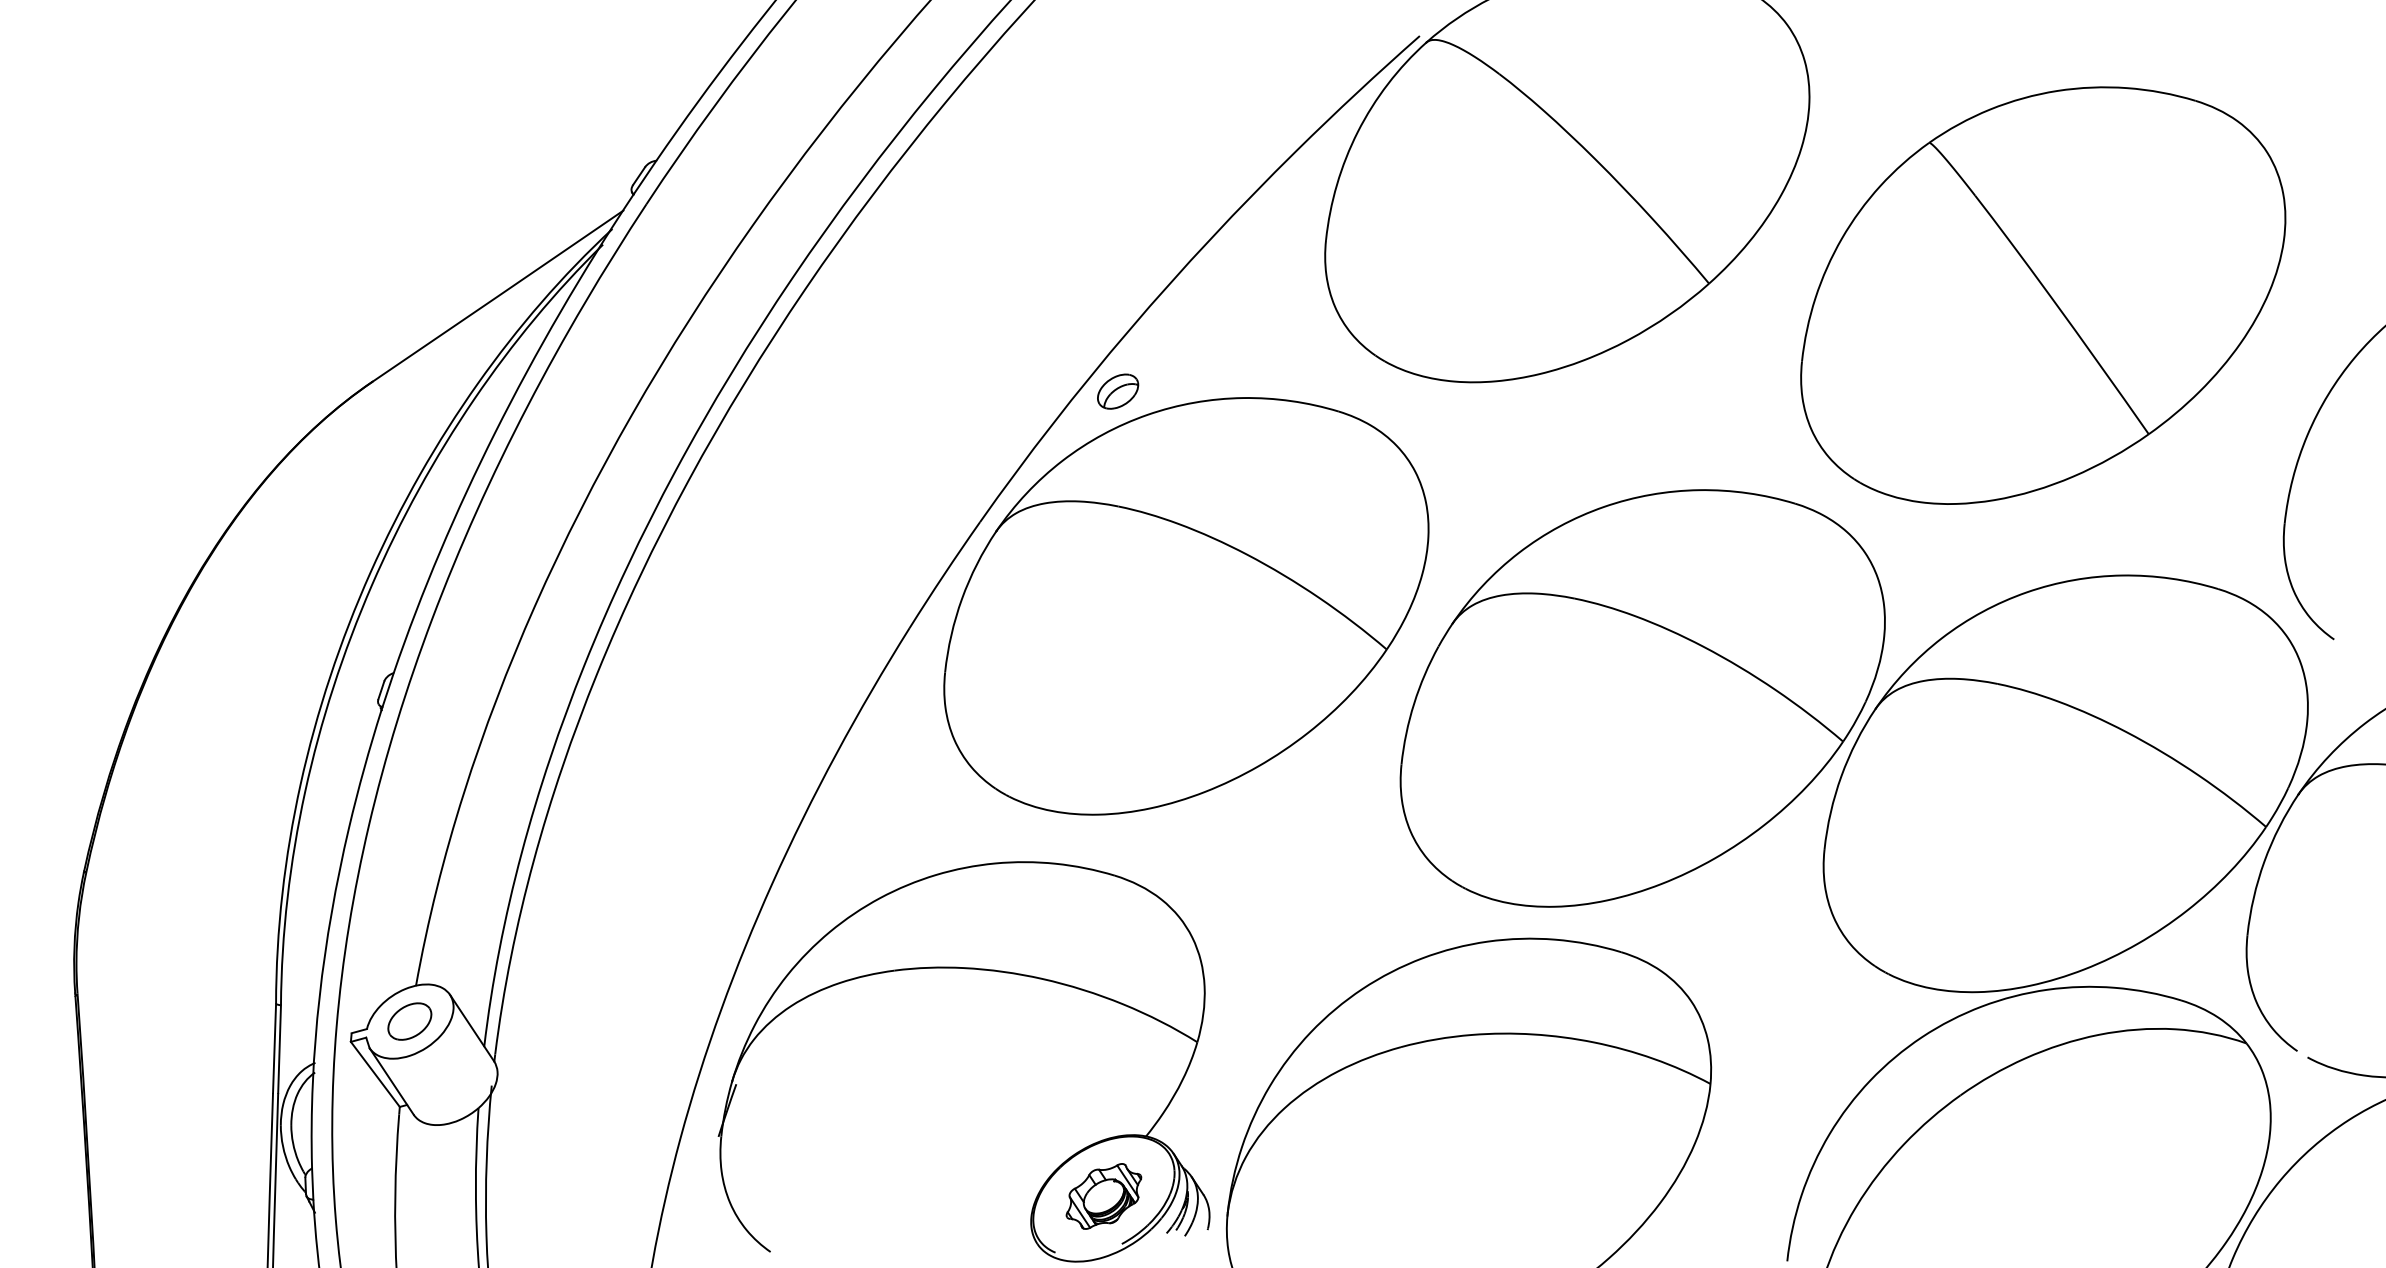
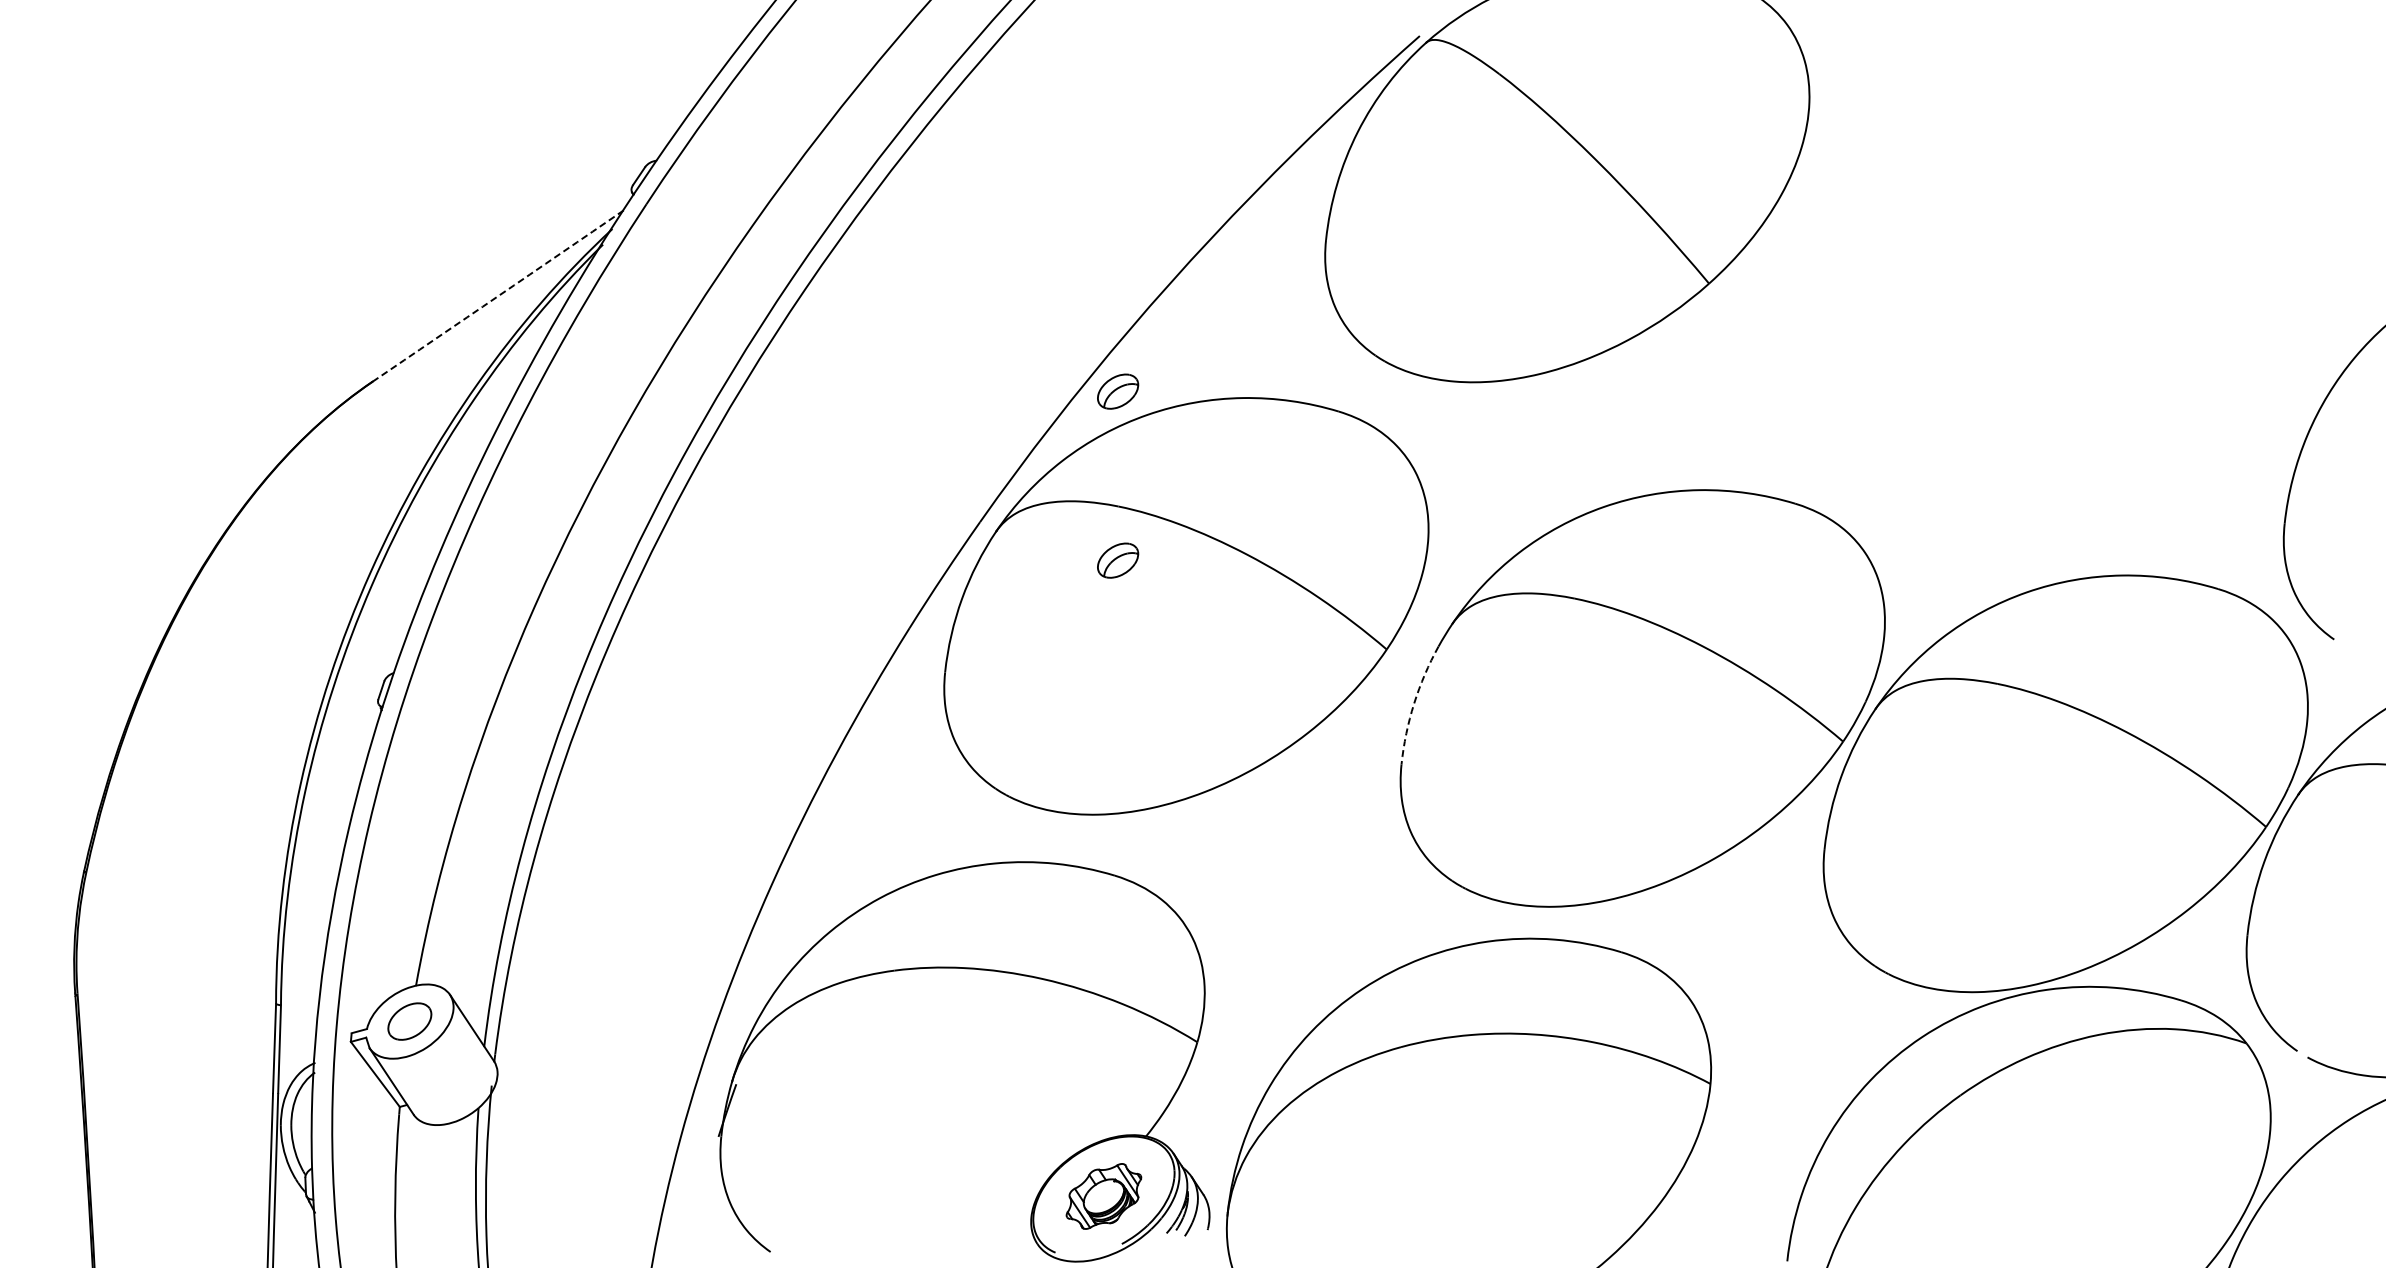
part: present -> none (2043, 295)
arc: solid -> dashed (498, 296)
part: none -> present (1118, 560)
arc: solid -> dashed (1414, 703)
